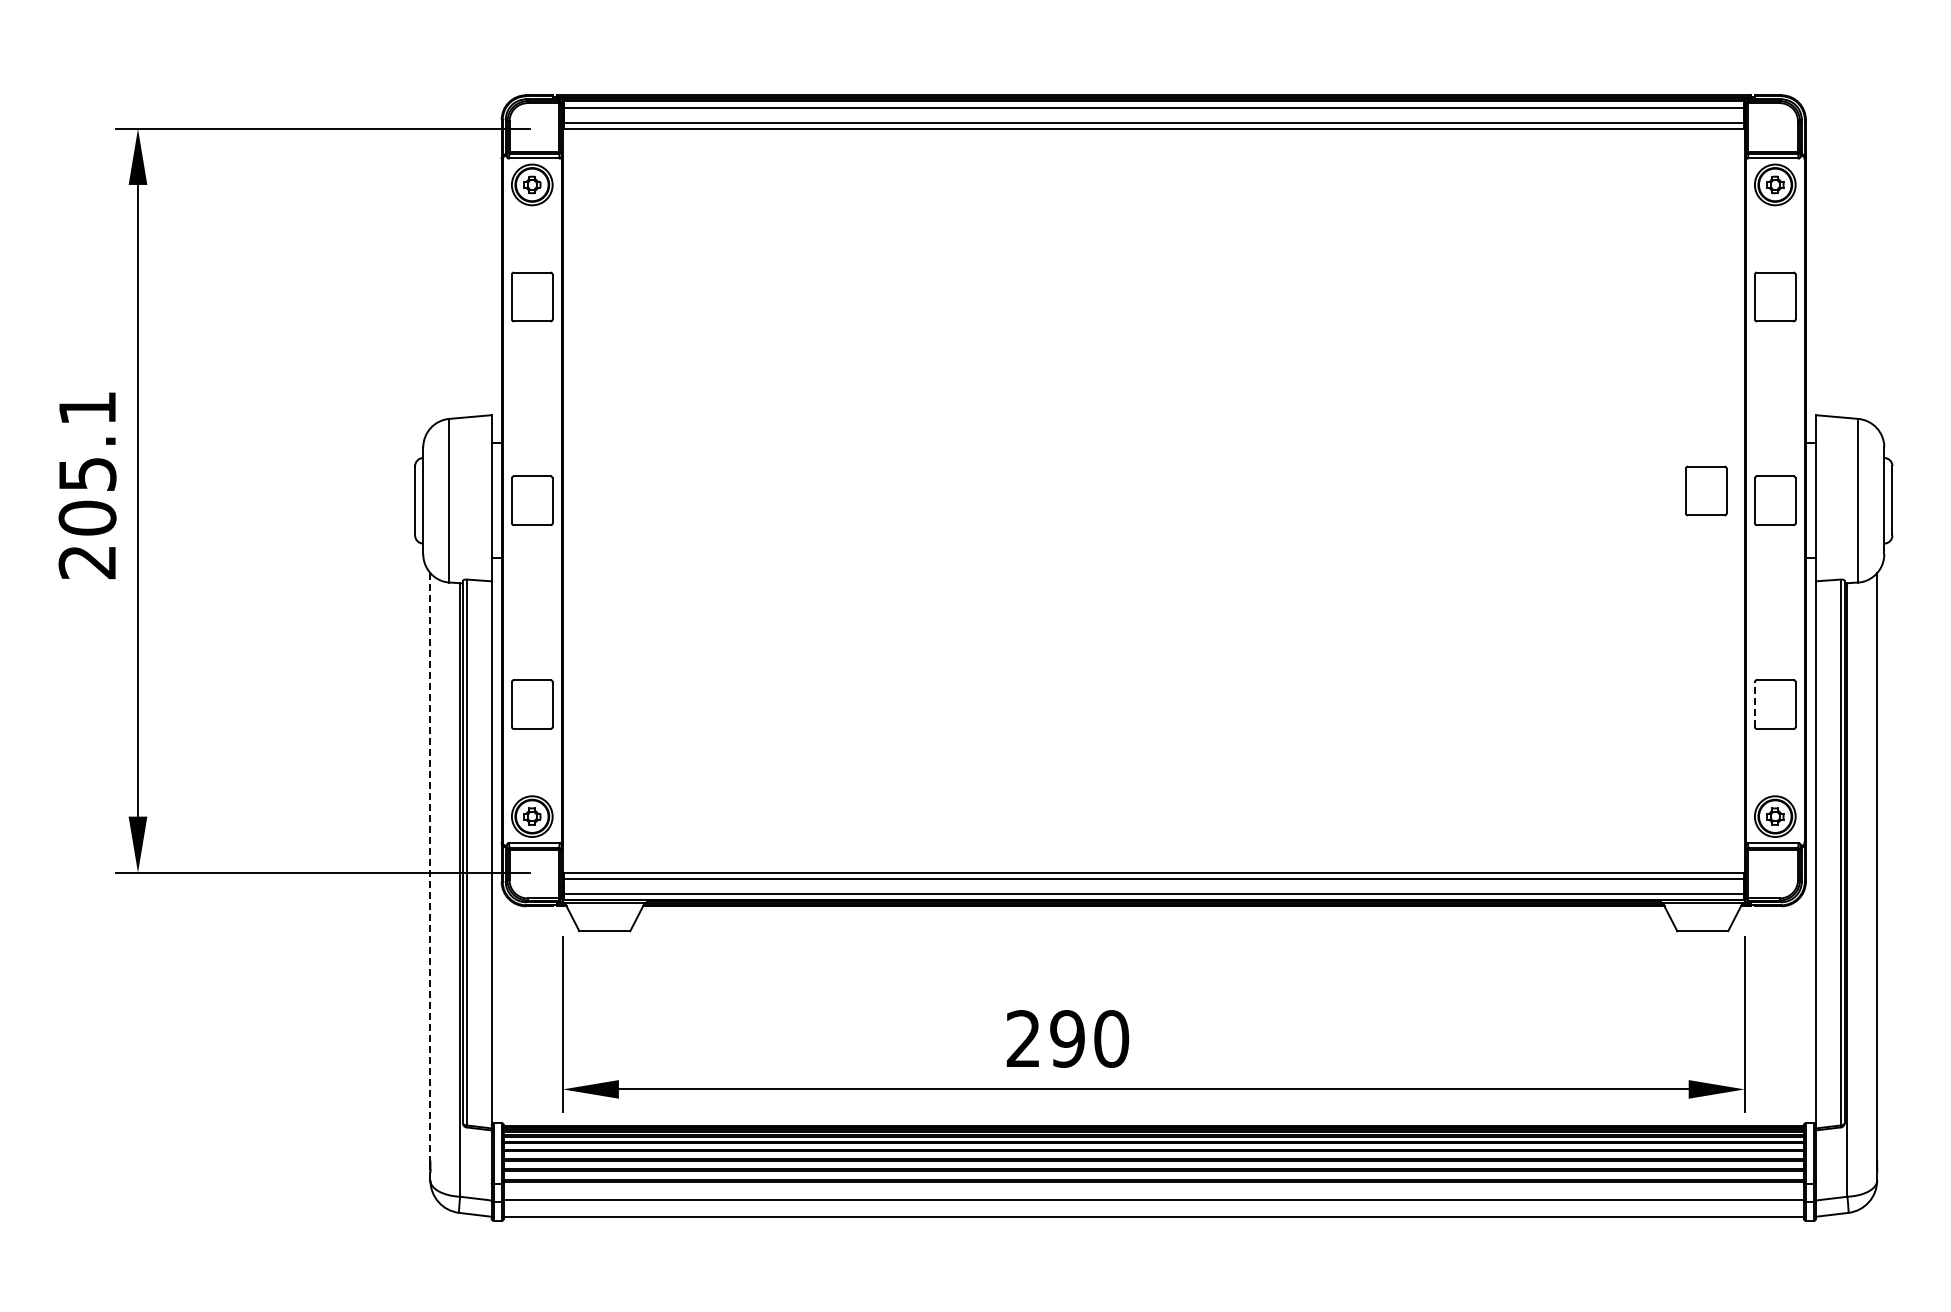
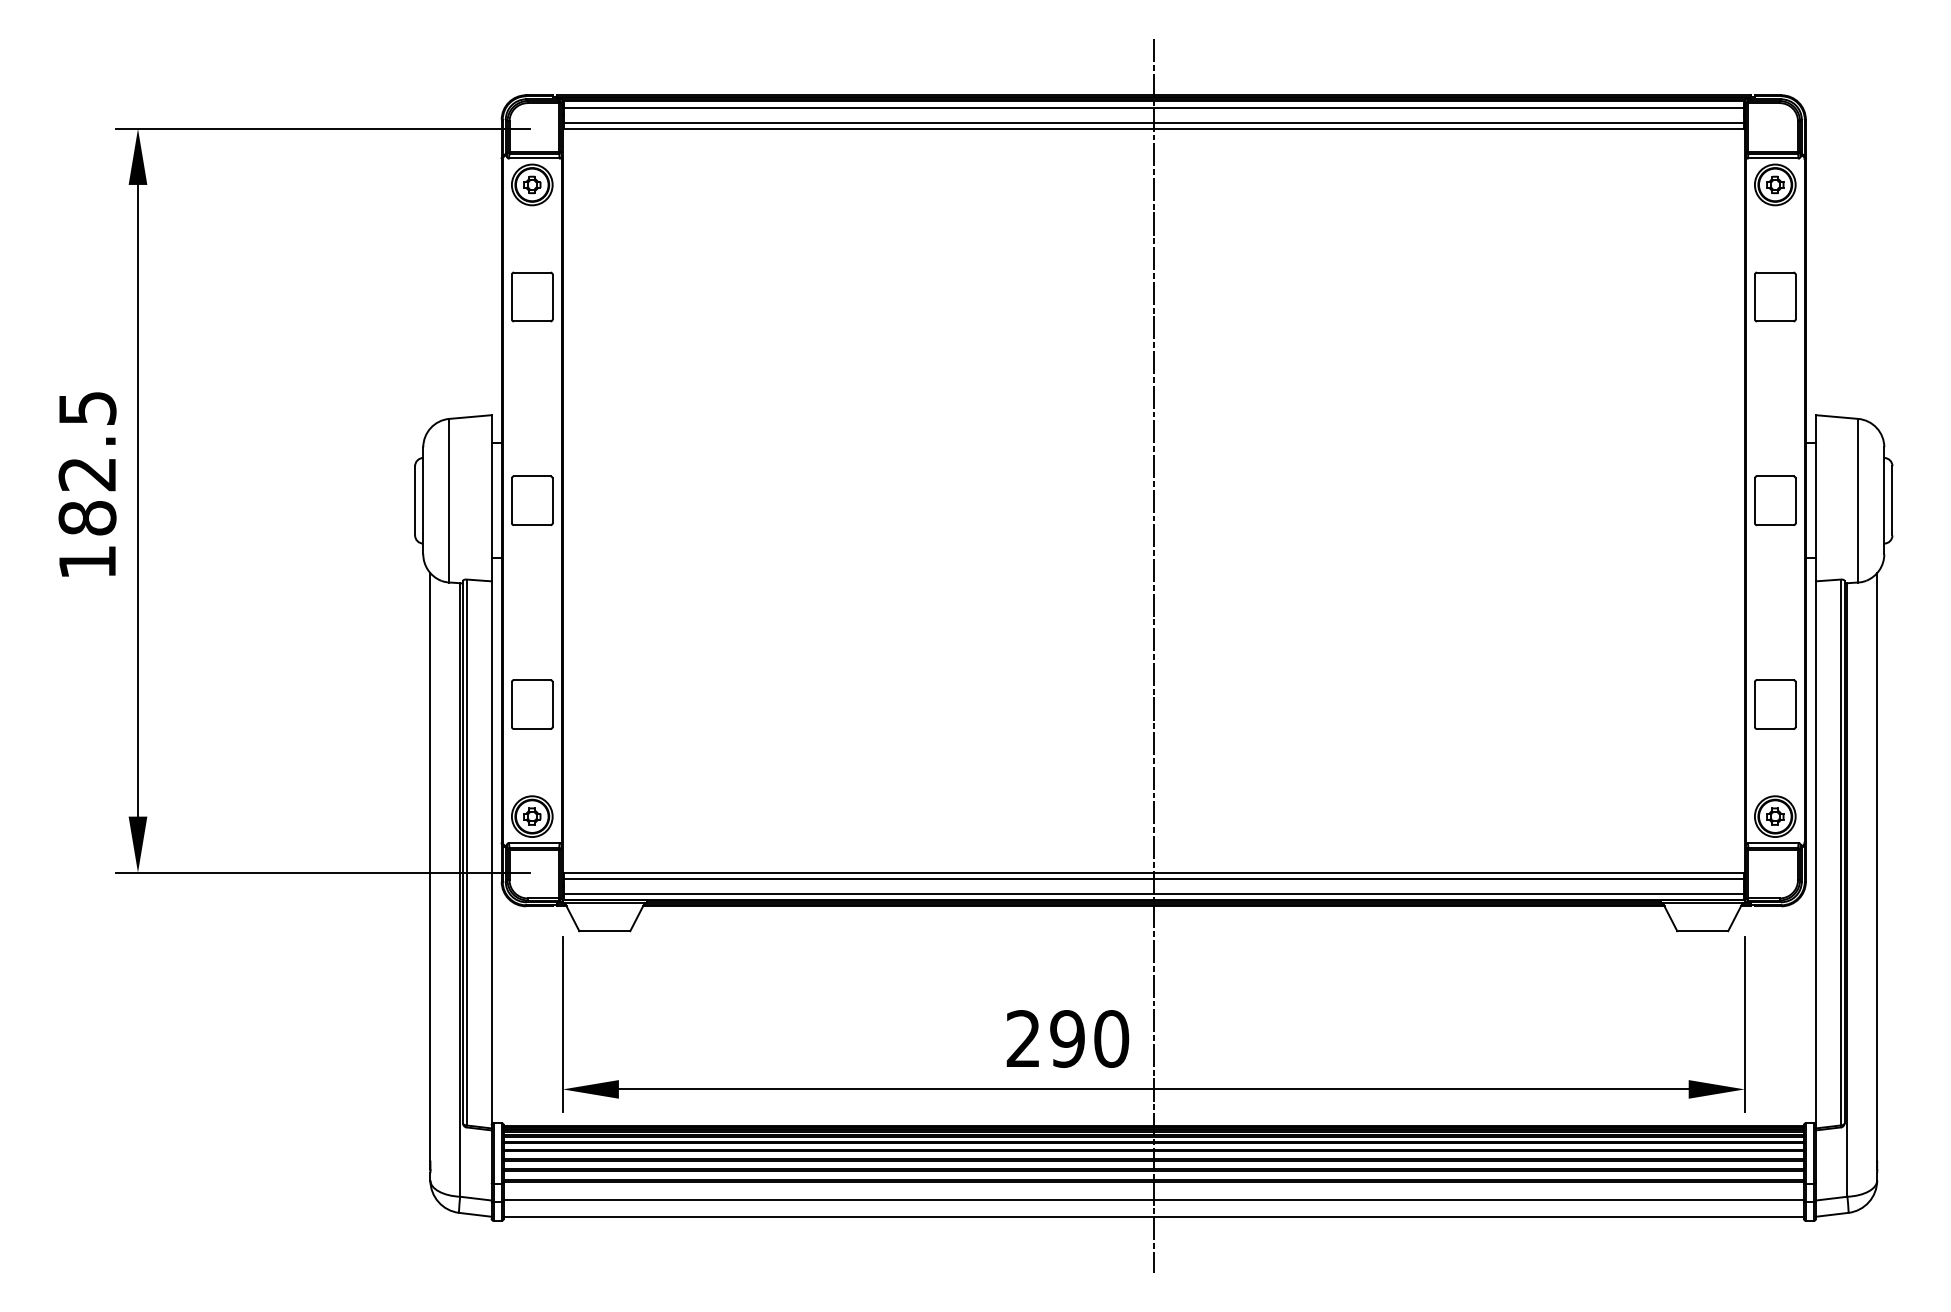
text: 205.1 -> 182.5 (87, 485)
part: present -> none (1706, 490)
line: none -> present (1153, 655)
line: dashed -> solid (1754, 704)
line: dashed -> solid (430, 866)
